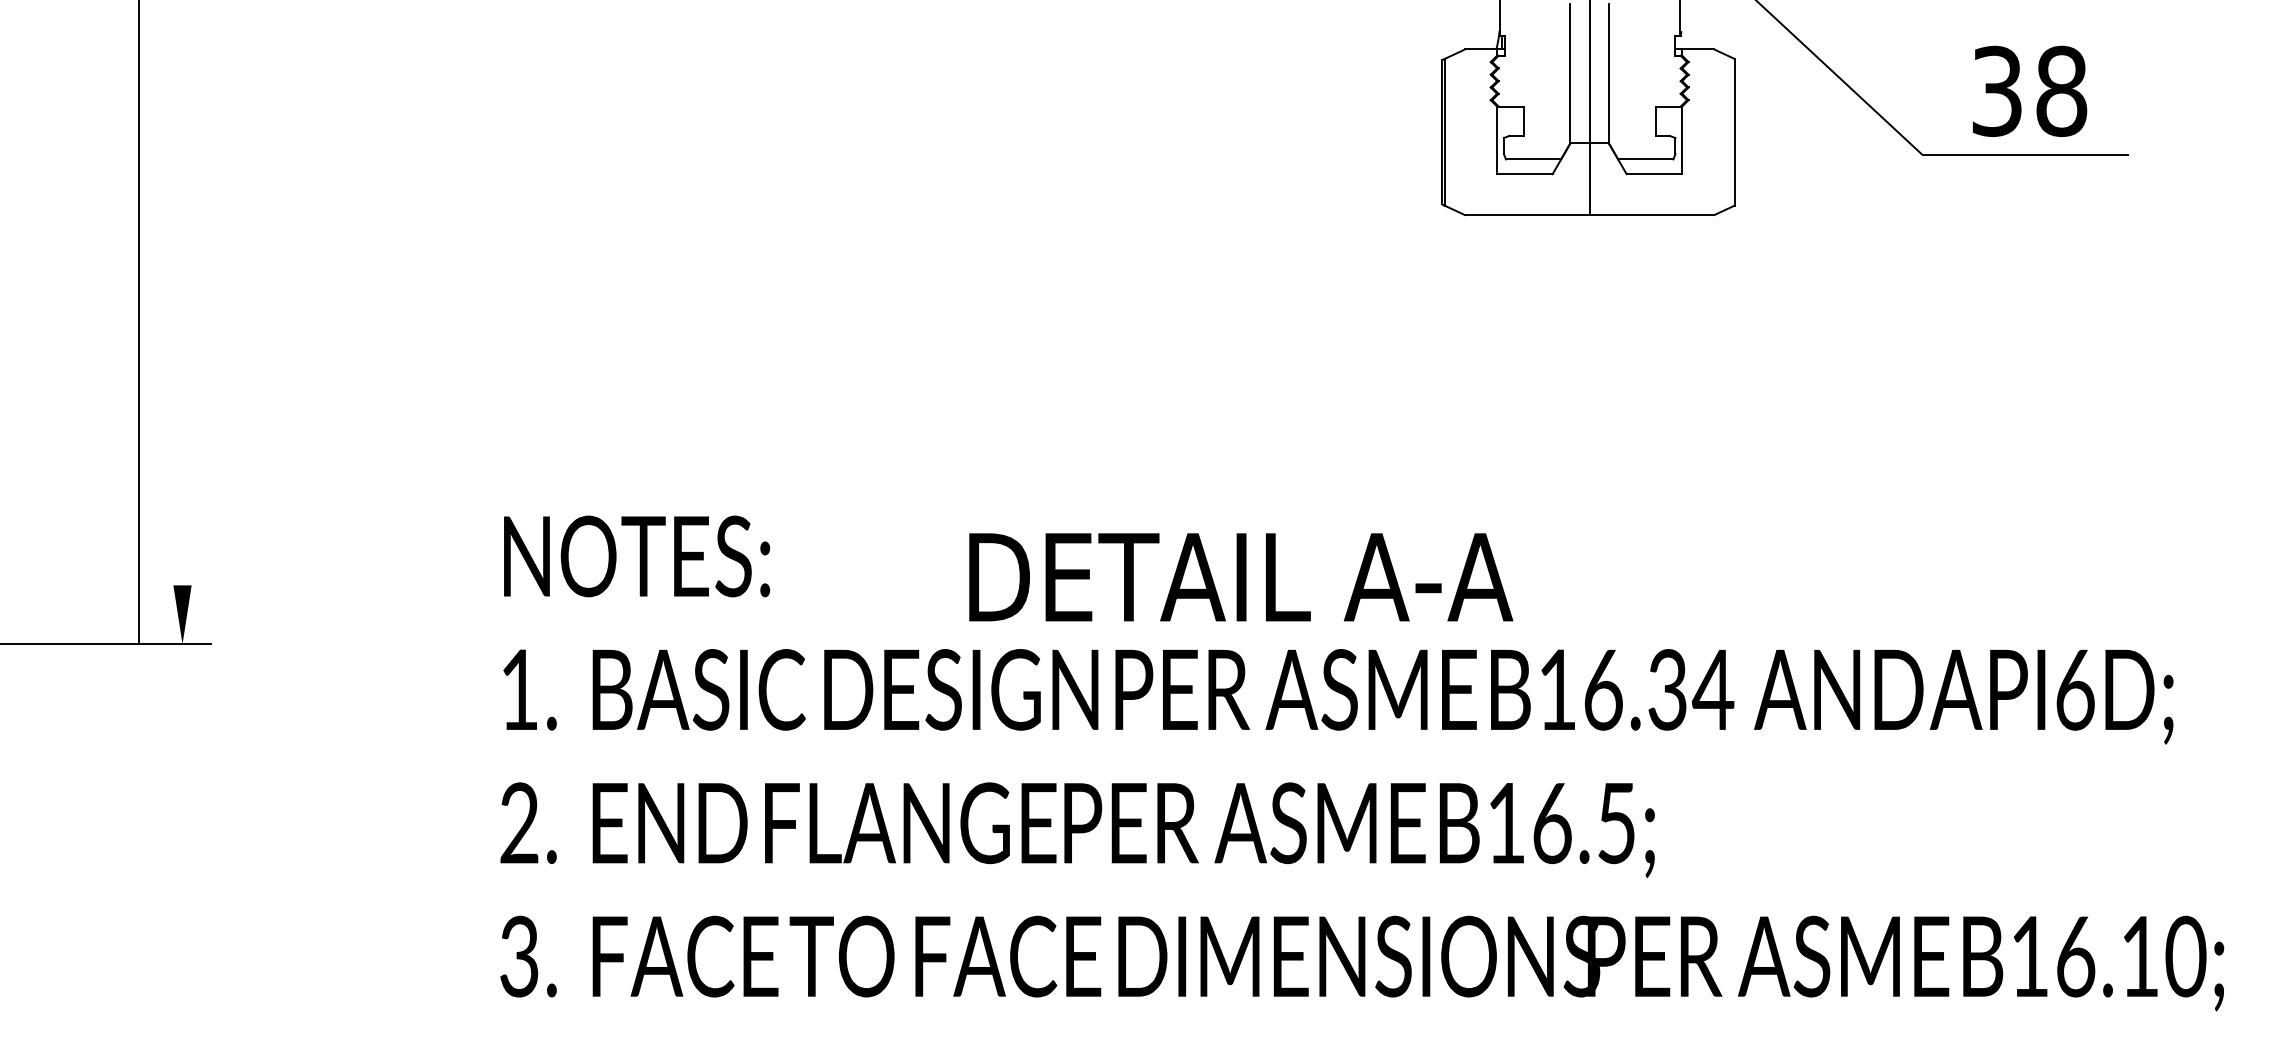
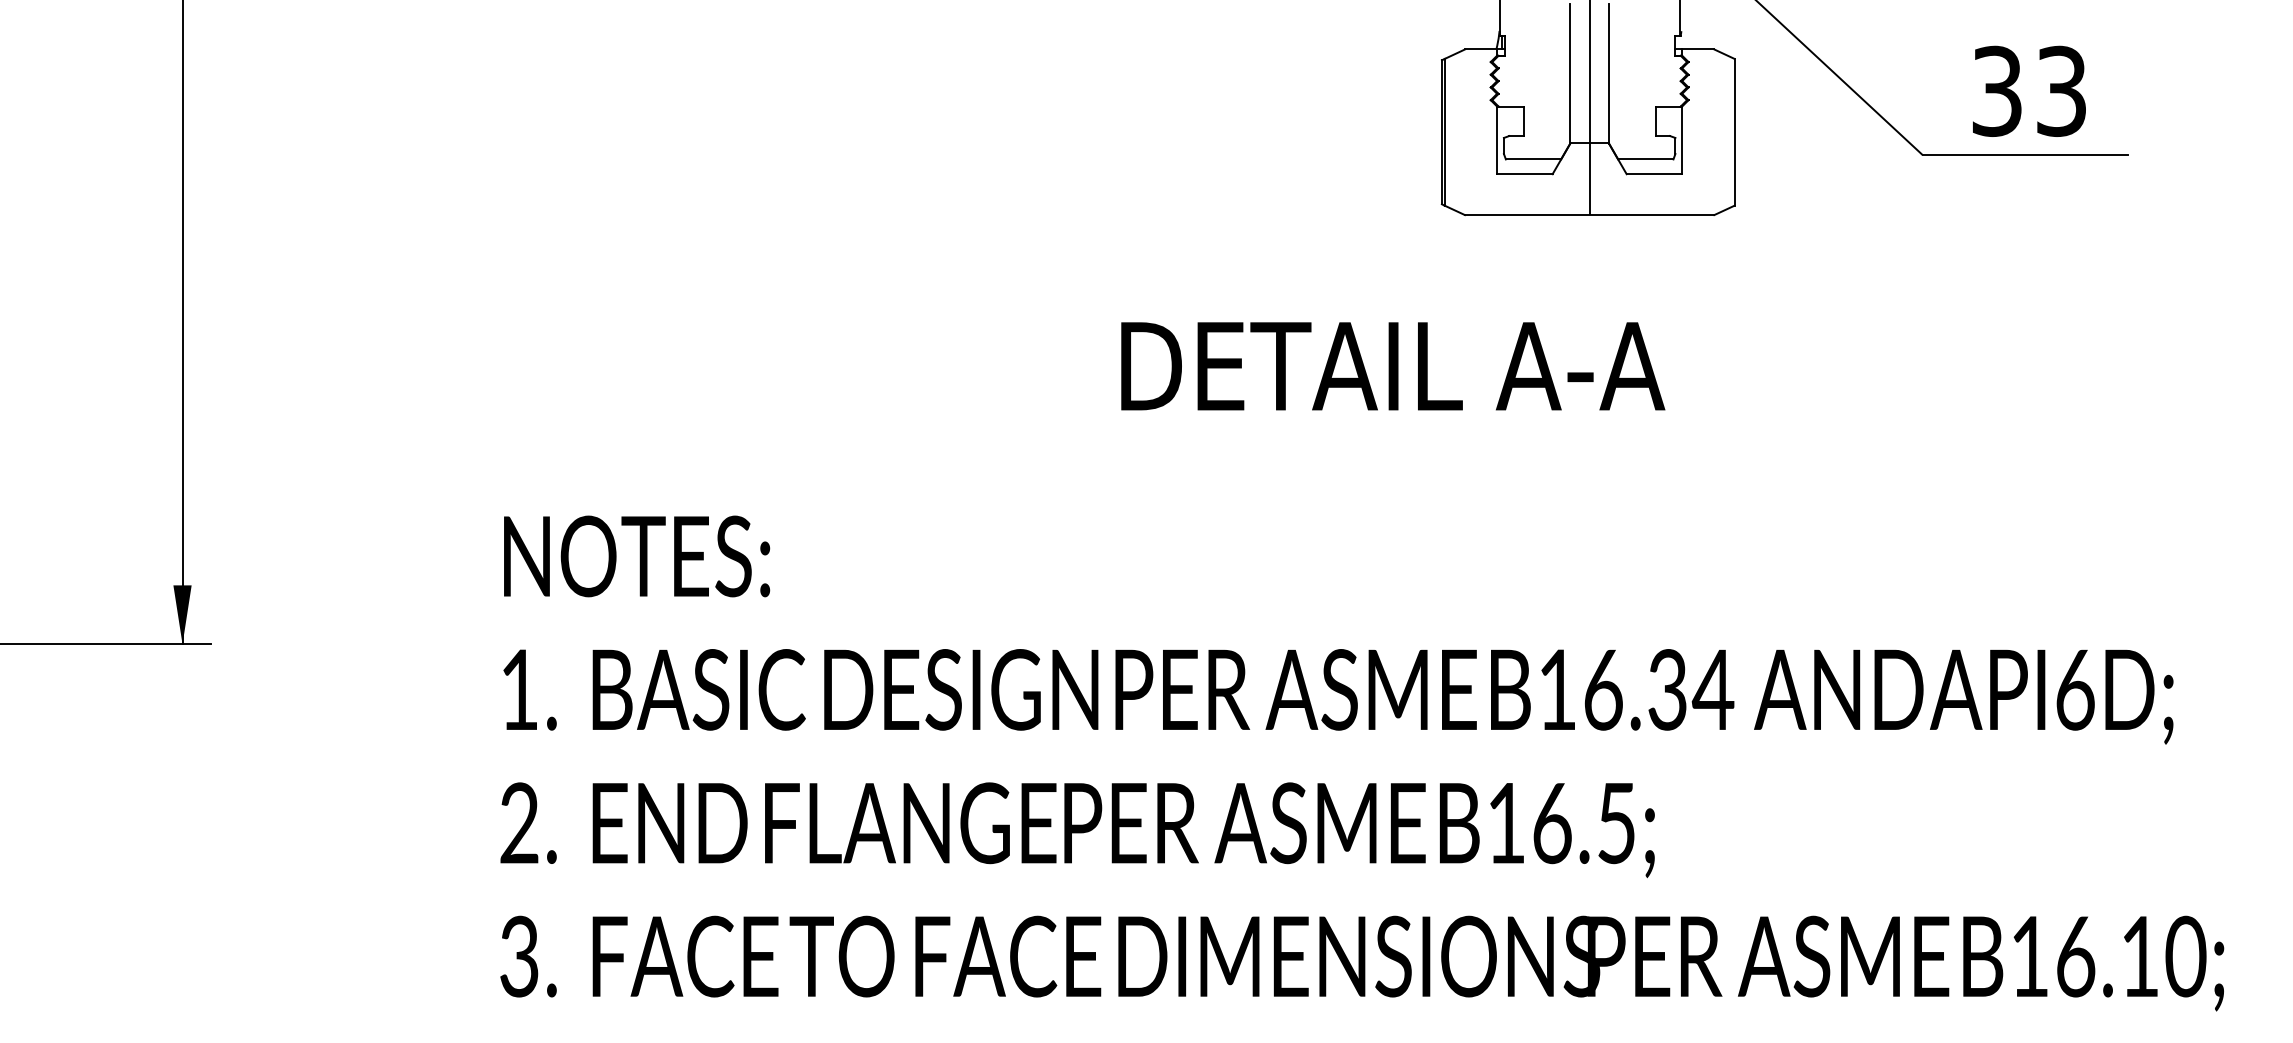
text: 38 -> 33 (2061, 90)
line position: (138, 323) -> (182, 323) (182, 323)
text position: (1241, 577) -> (1393, 366) (1393, 366)
